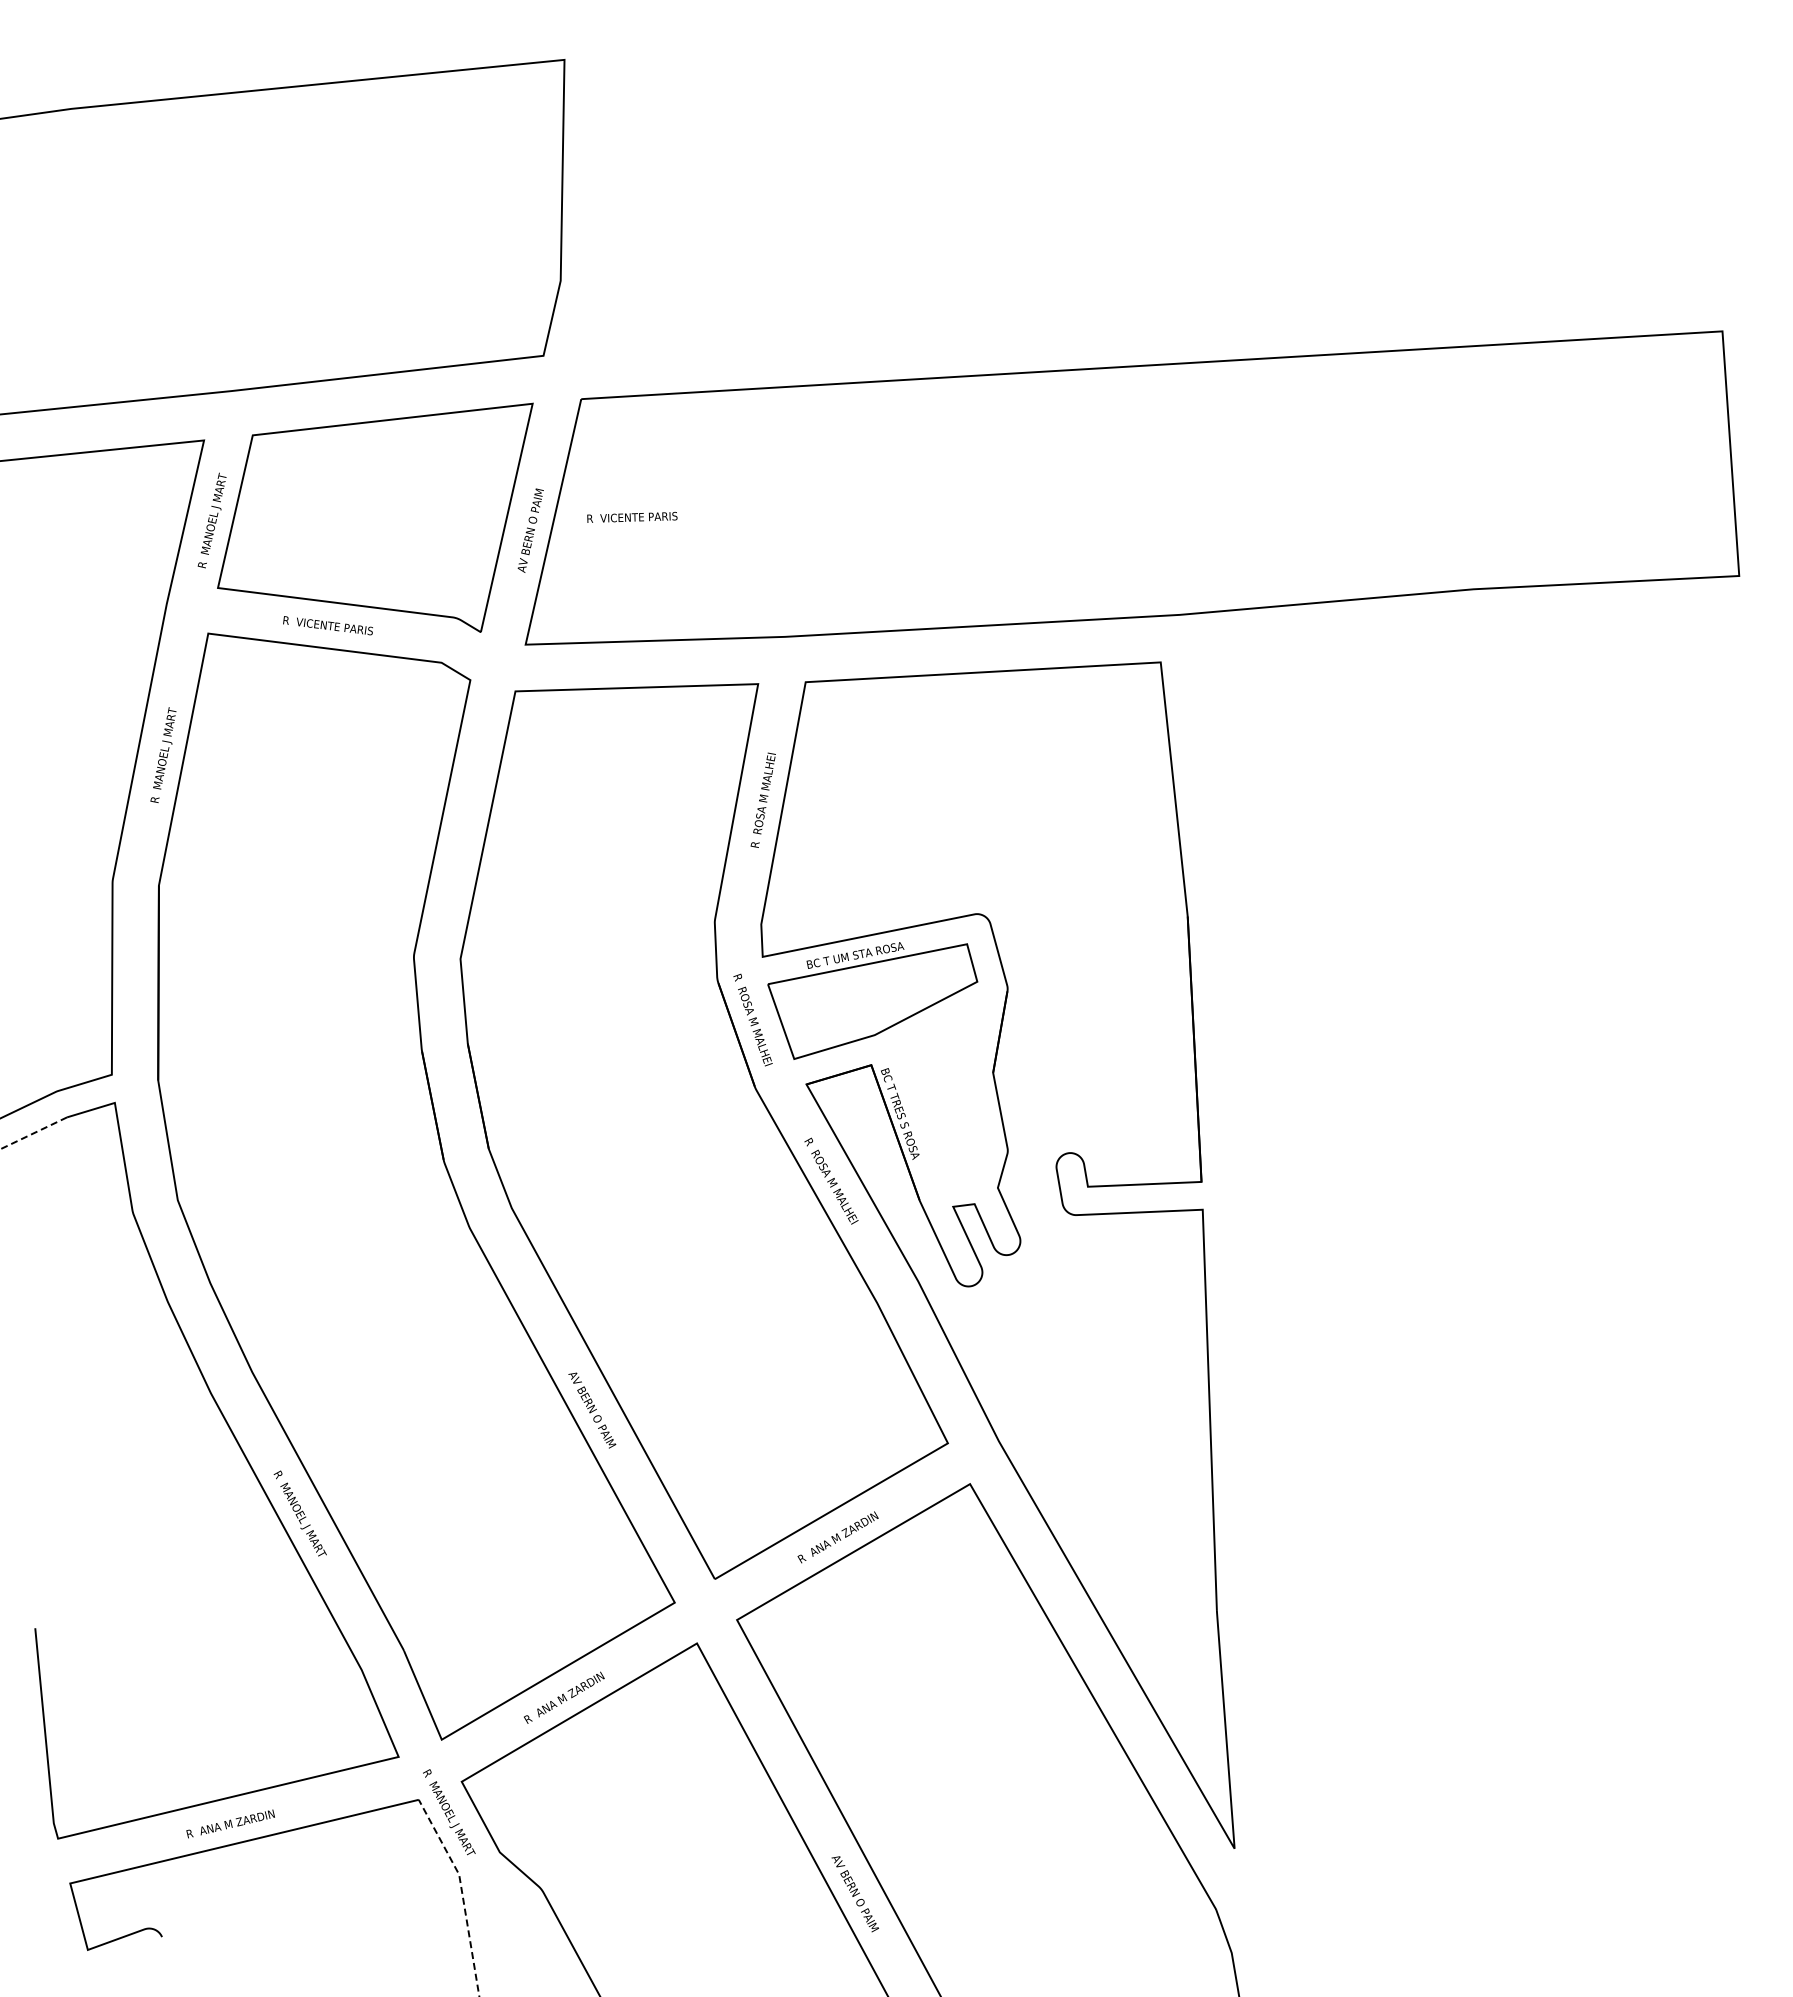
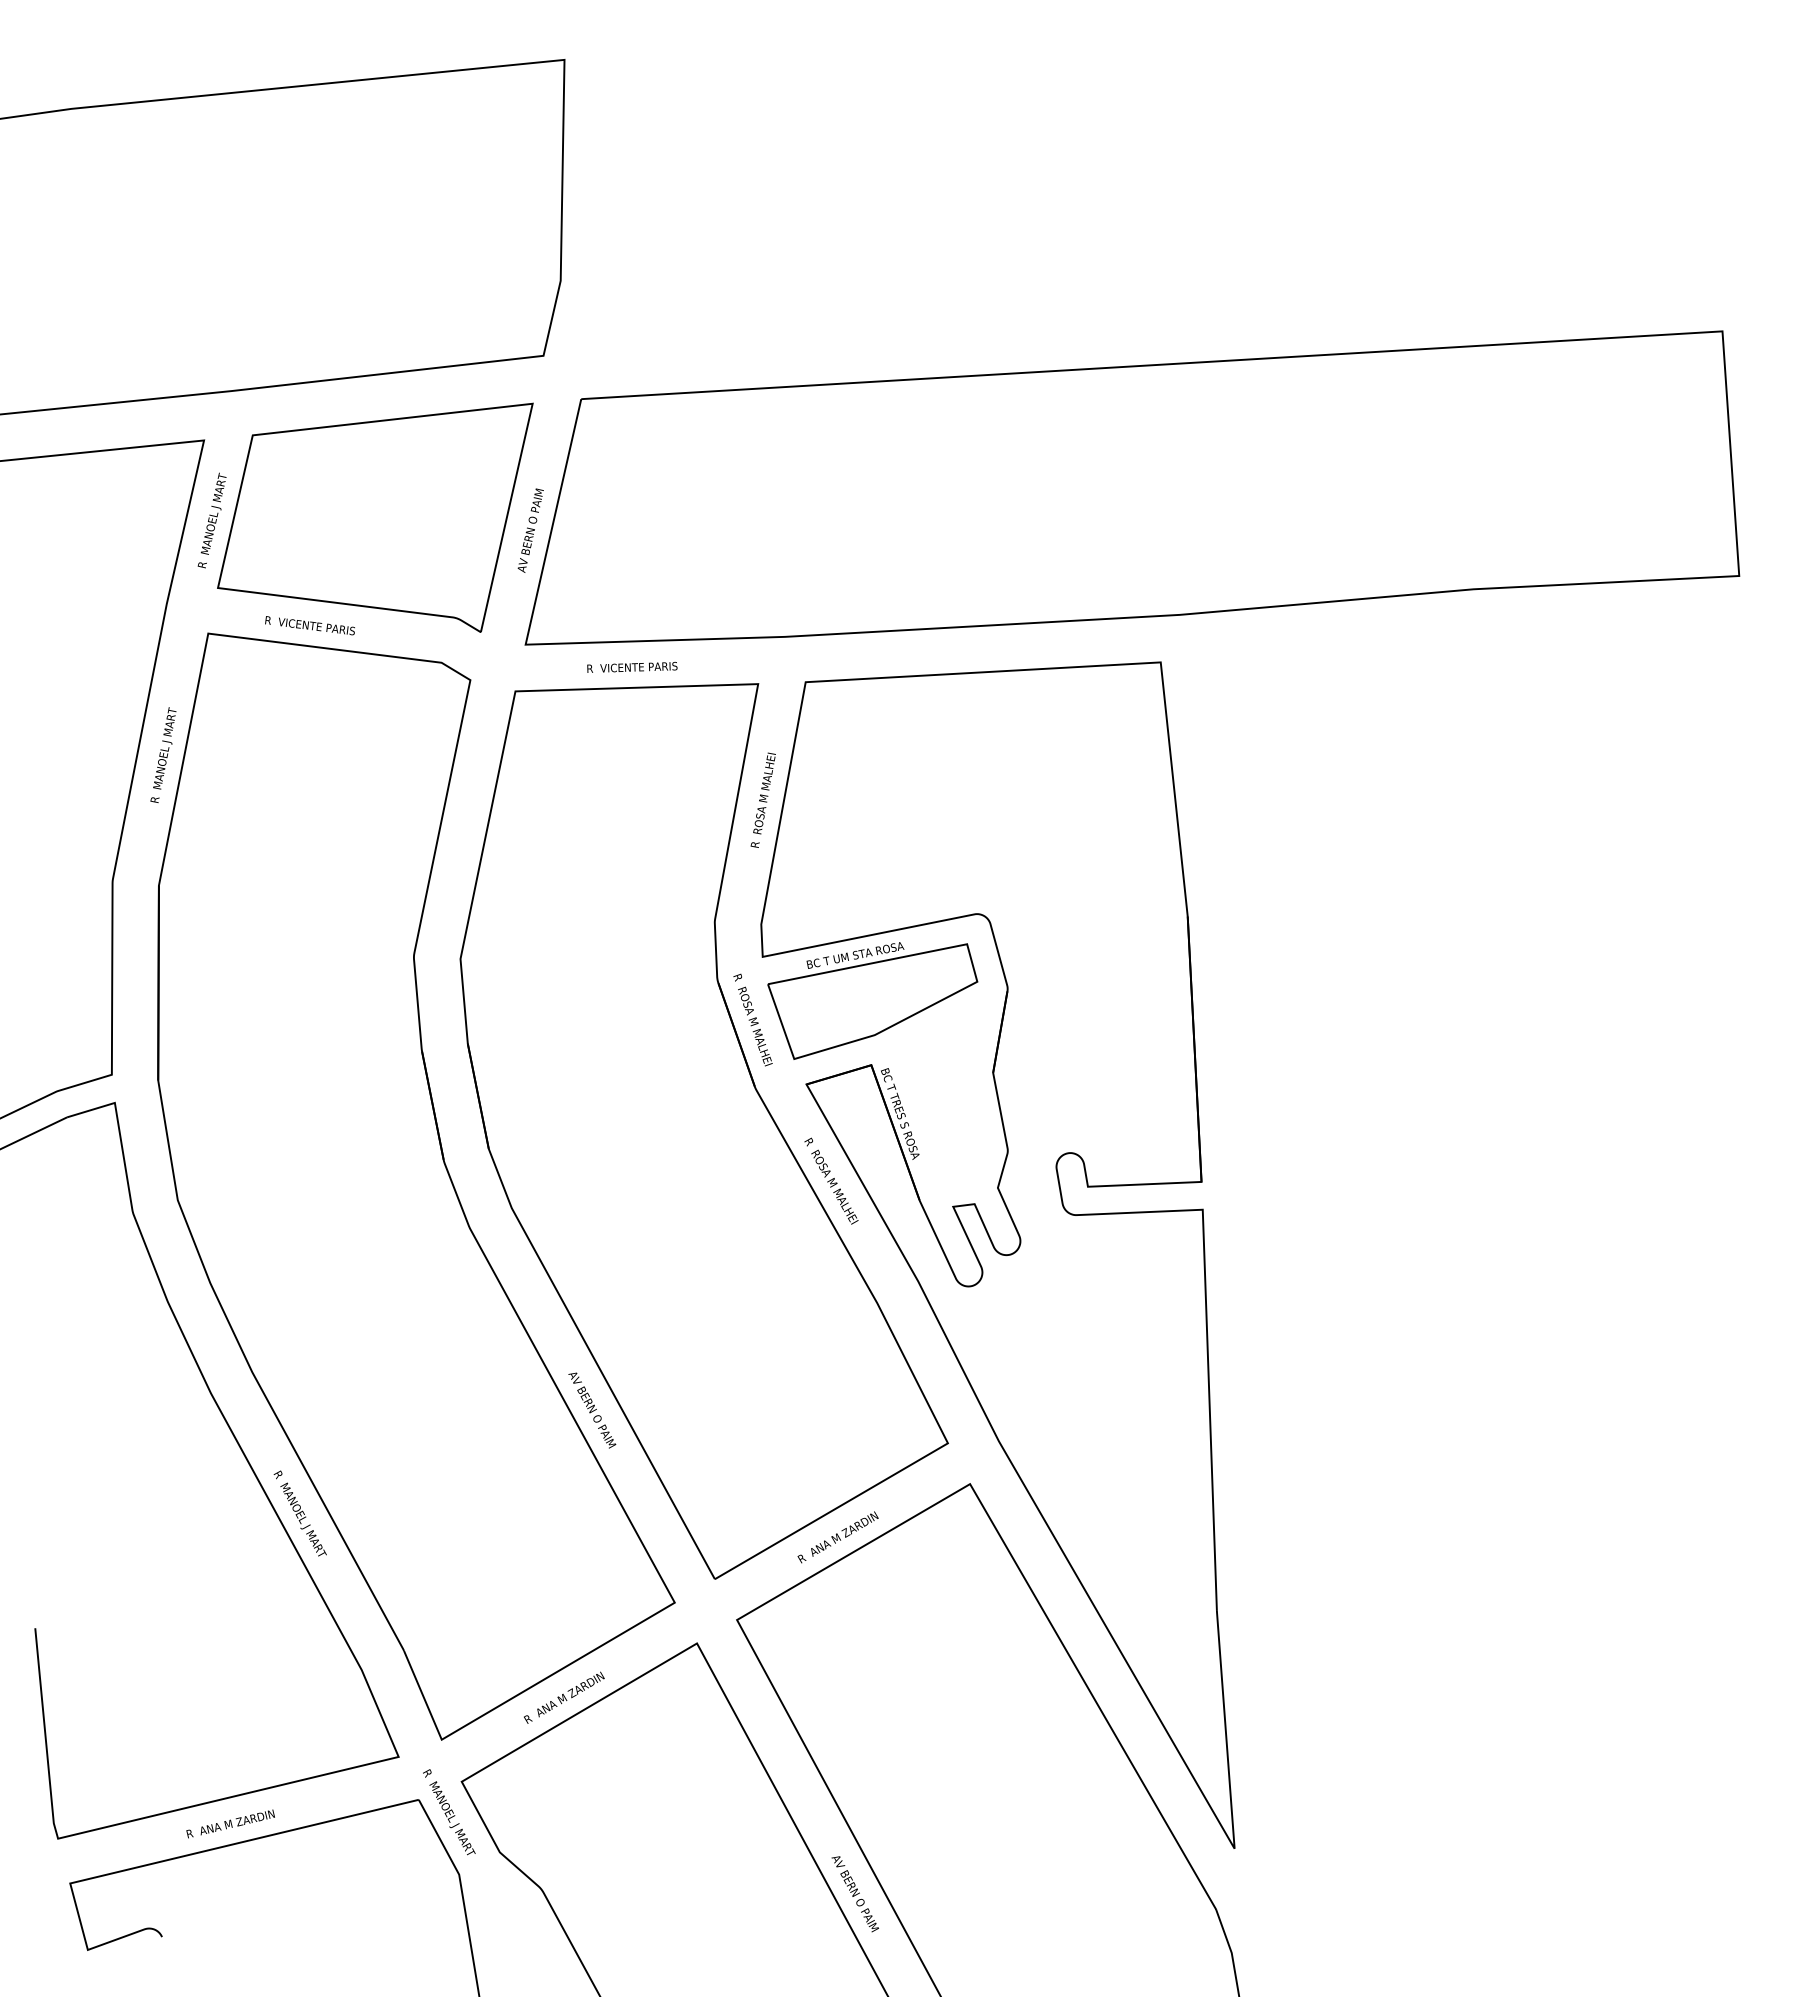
text position: (632, 517) -> (632, 667) (632, 667)
text position: (327, 625) -> (309, 625) (309, 625)
line: dashed -> solid (33, 1133)
line: dashed -> solid (462, 1892)
